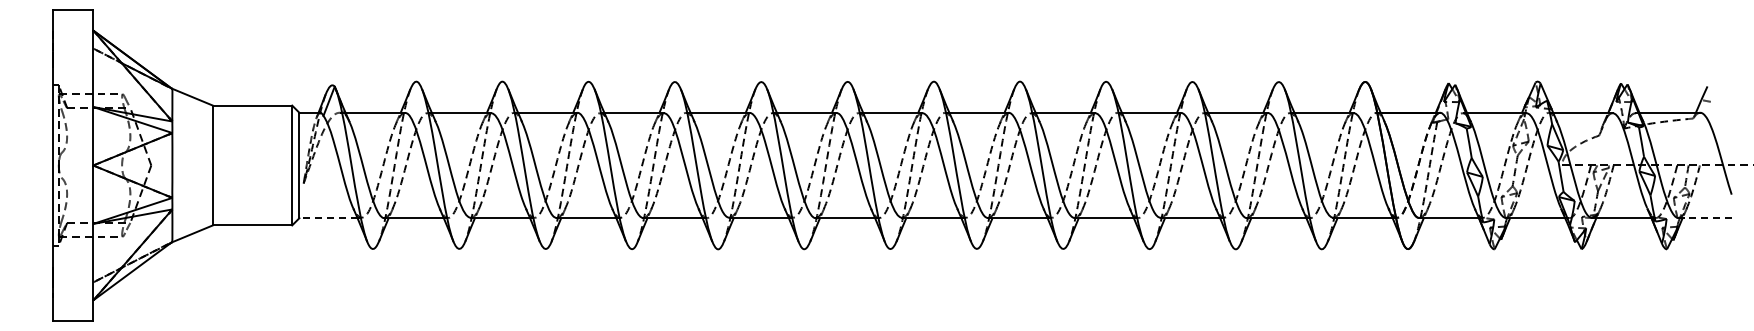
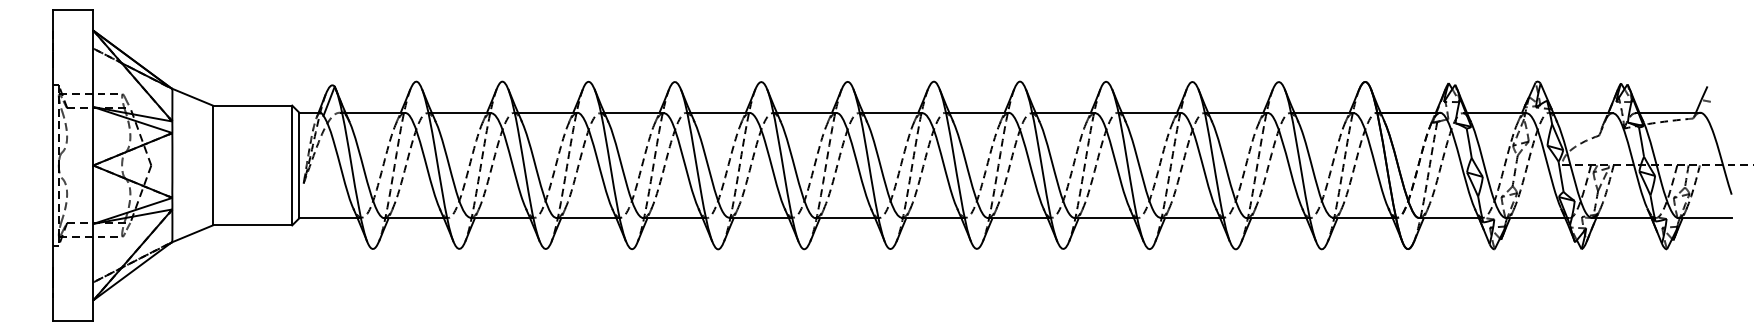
line: dashed -> solid (328, 218)
line: dashed -> solid (1705, 218)
